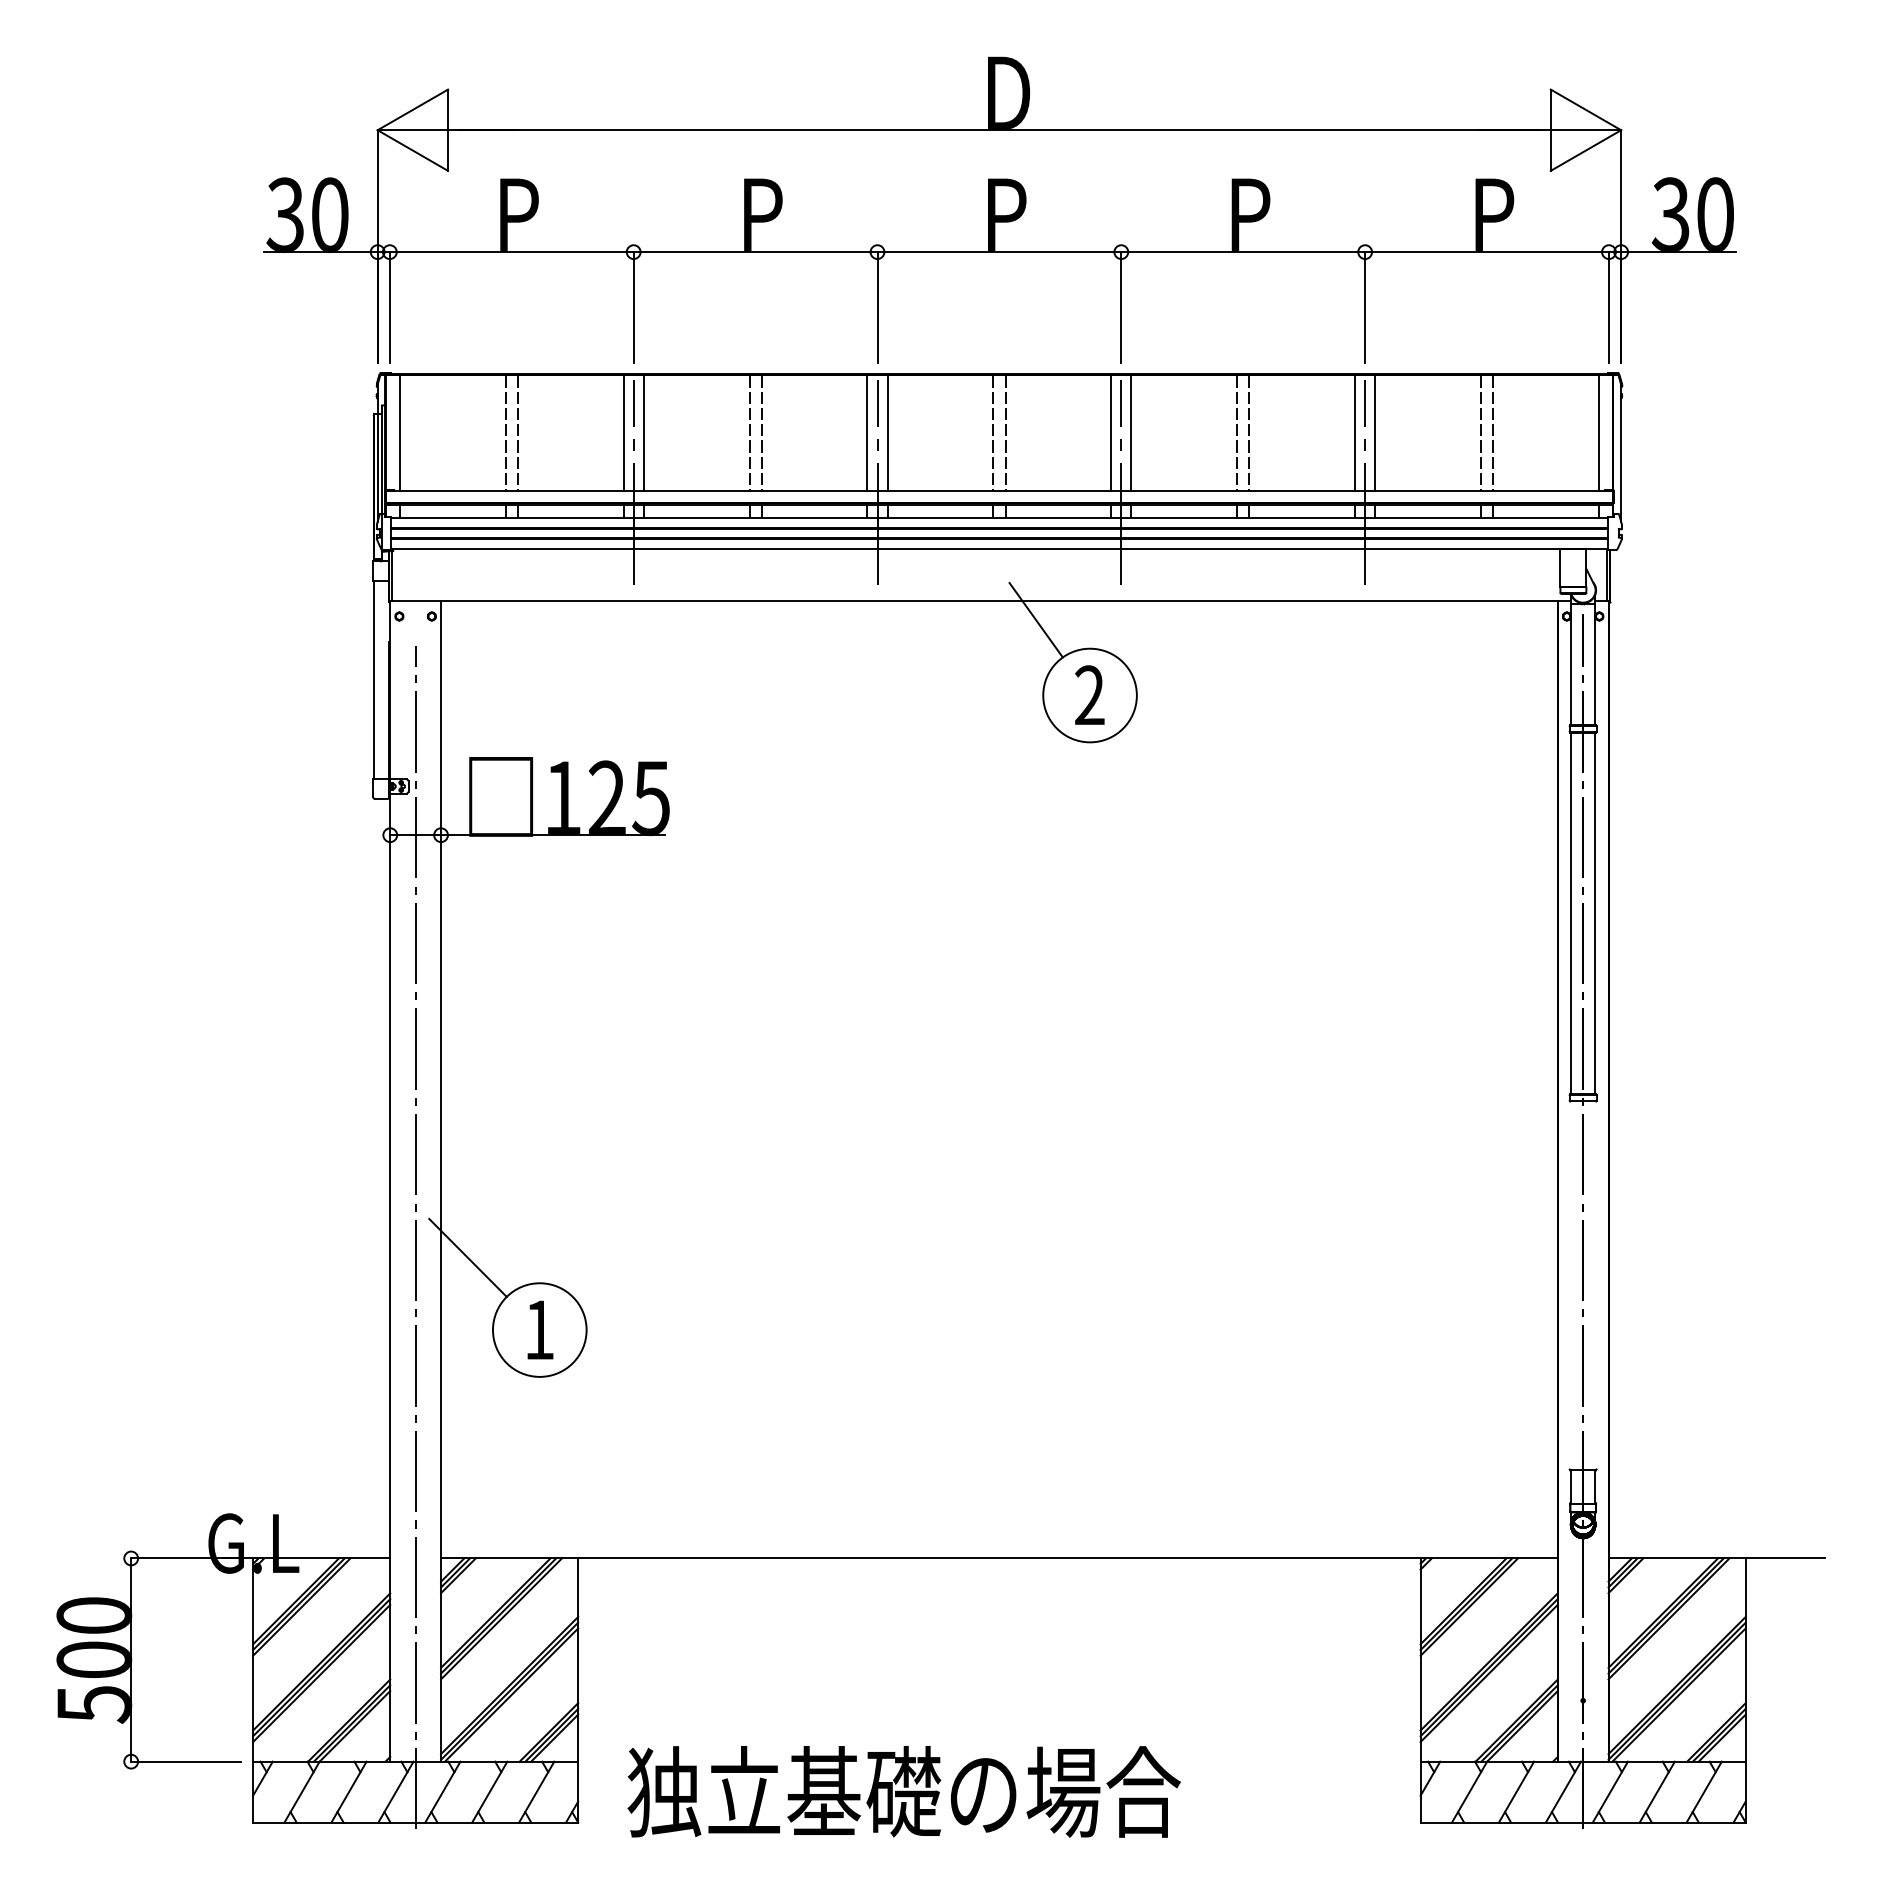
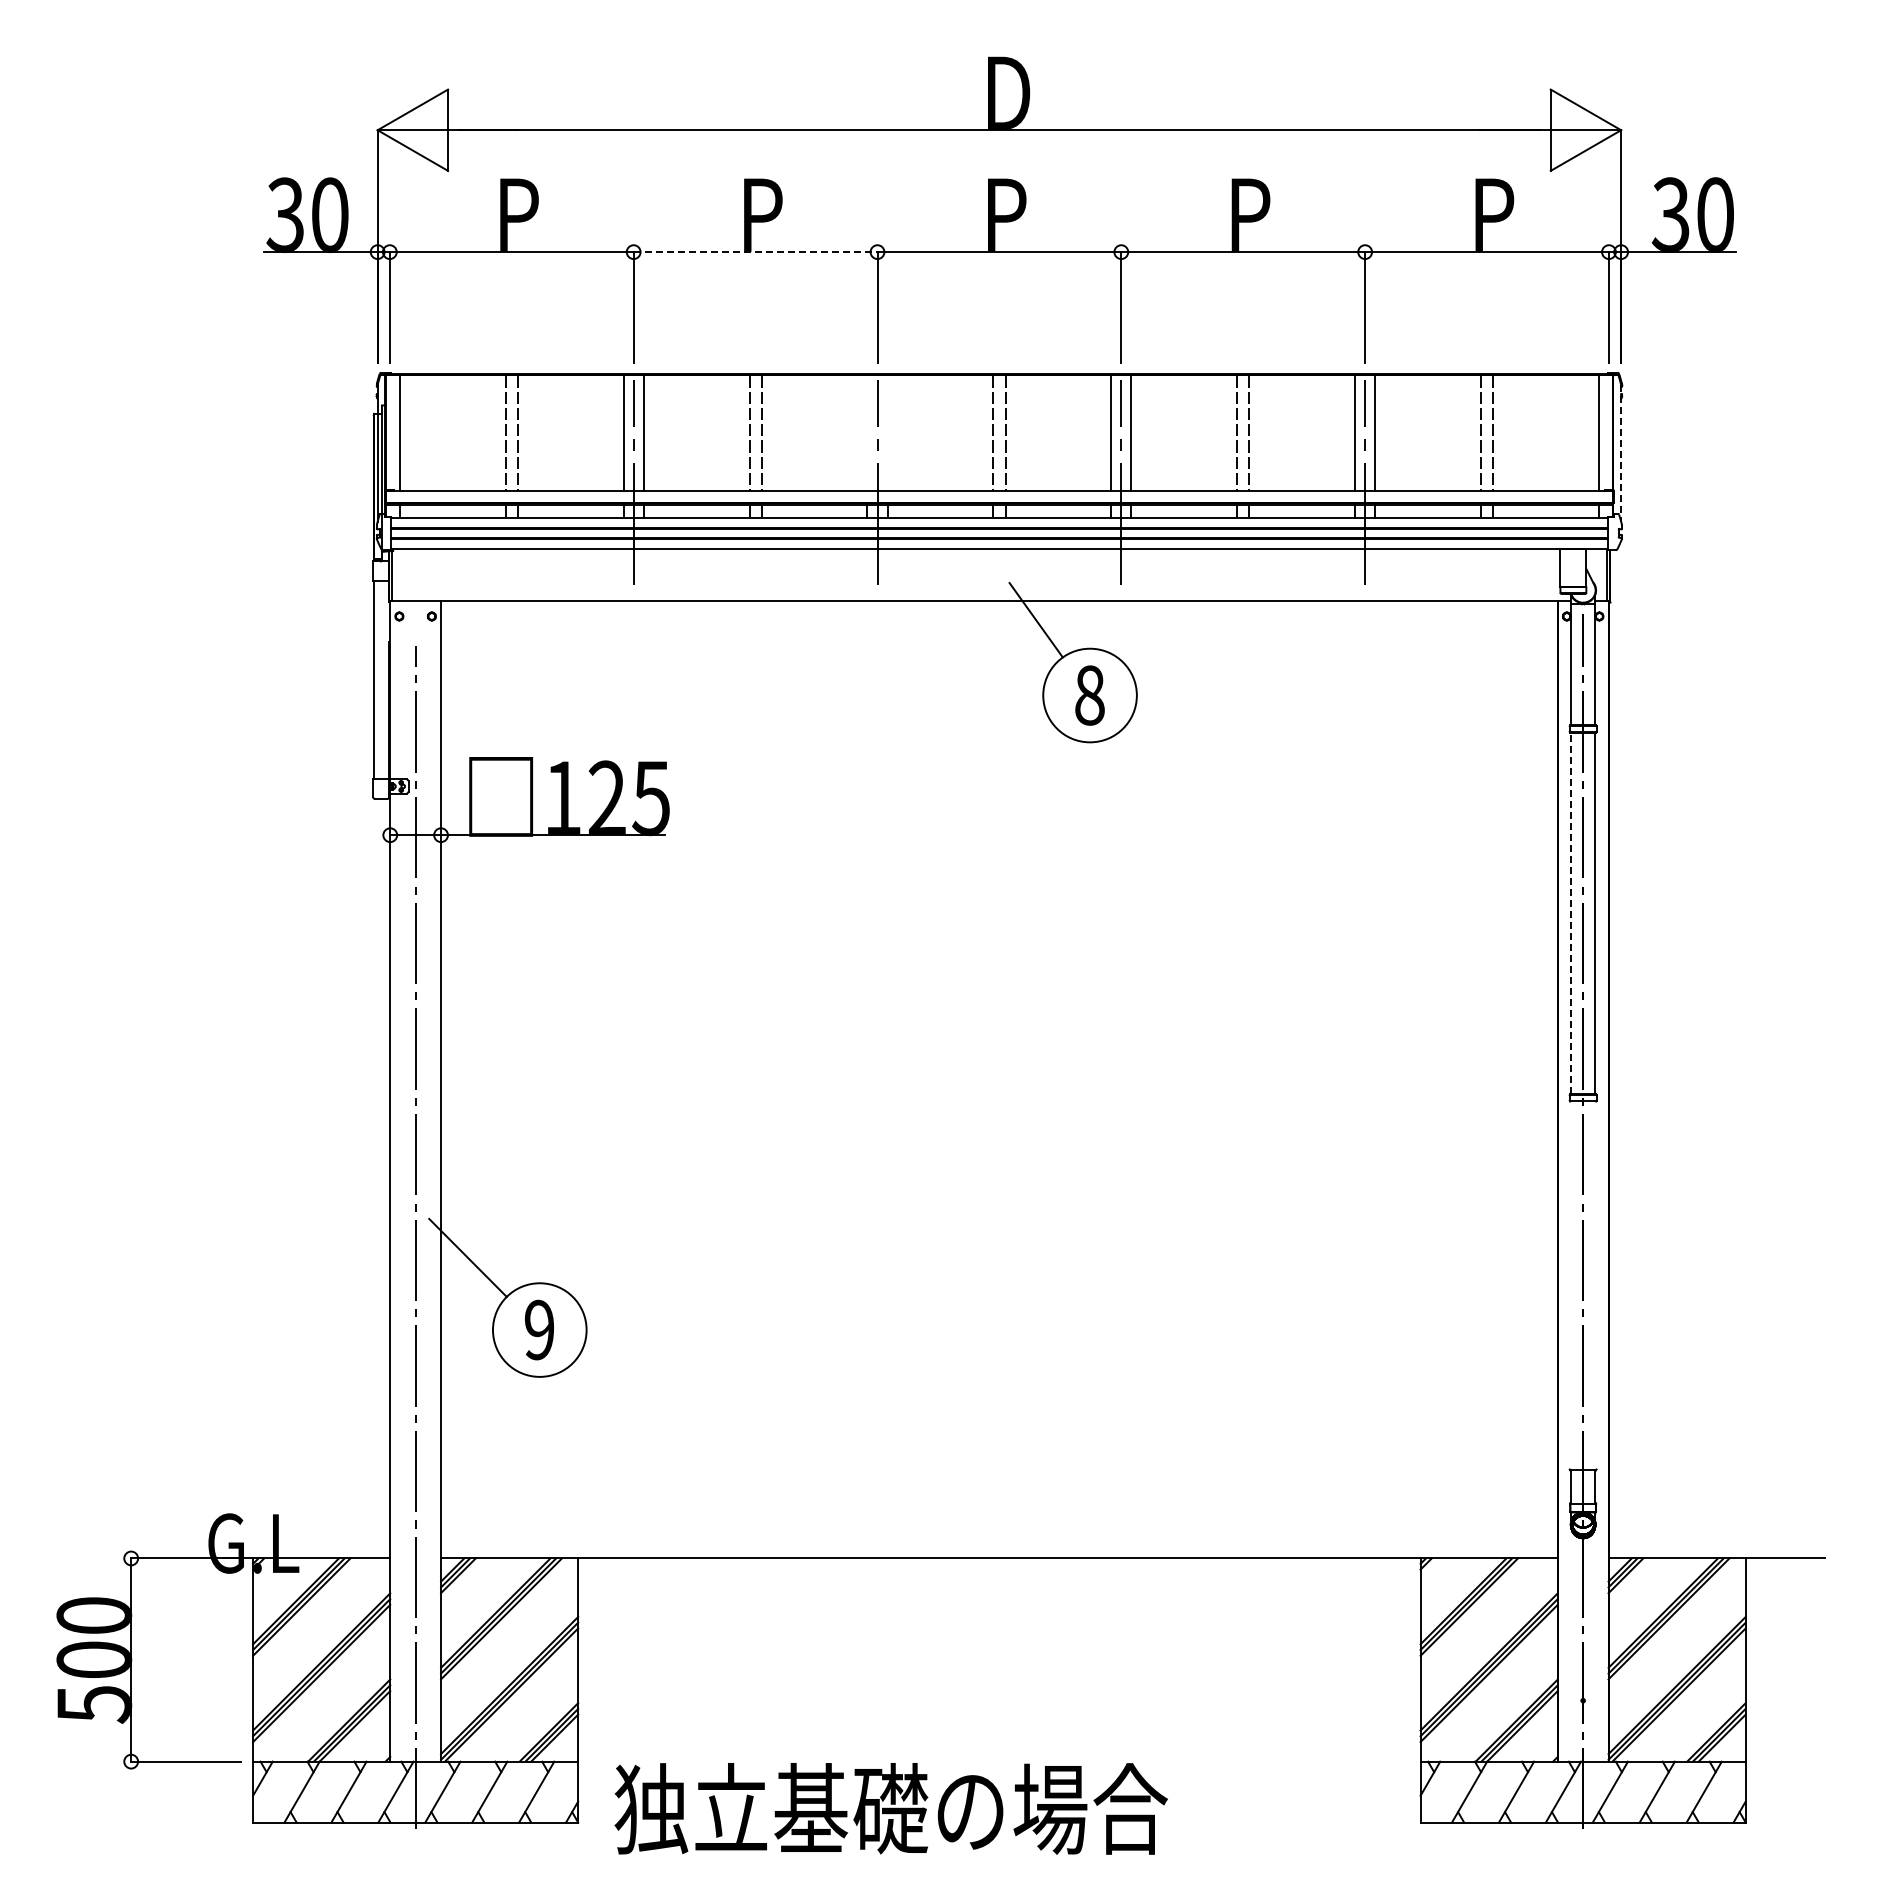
line: solid -> dashed (755, 252)
line: present -> none (867, 432)
line: present -> none (887, 432)
line: solid -> dashed (1621, 453)
text: 2 -> 8 (1089, 695)
line: solid -> dashed (1571, 913)
text: 1 -> 9 (539, 1329)
text position: (903, 1791) -> (890, 1808) (890, 1808)
